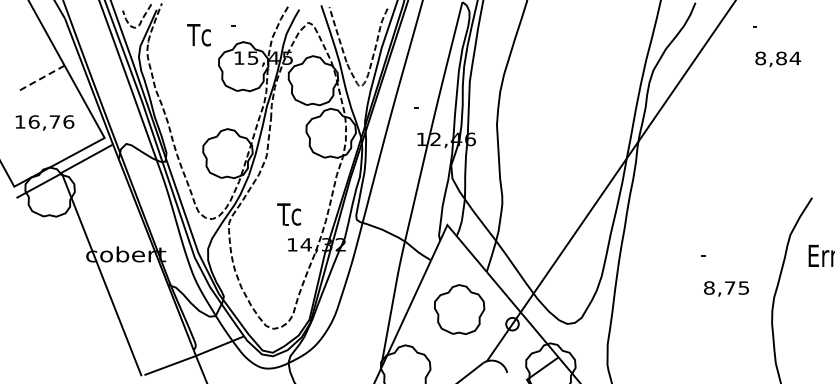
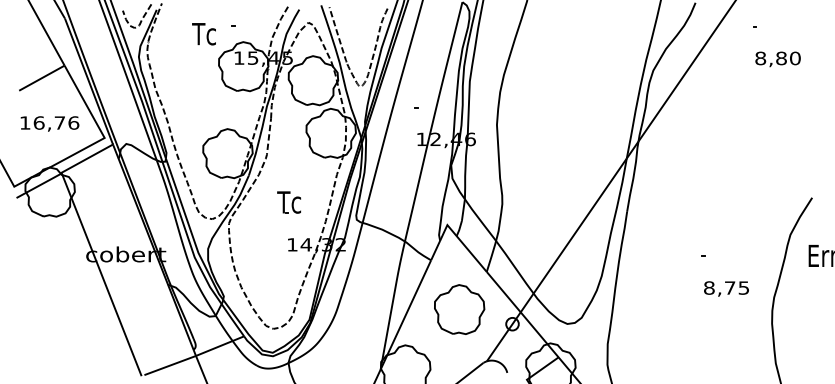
text position: (198, 35) -> (203, 34) (203, 34)
text: 8,84 -> 8,80 (795, 58)
line: dashed -> solid (41, 78)
text position: (44, 122) -> (49, 123) (49, 123)
part position: (288, 214) -> (288, 202) (288, 202)
